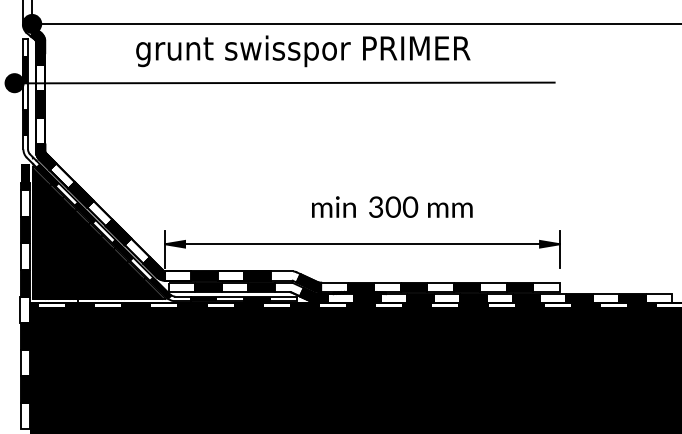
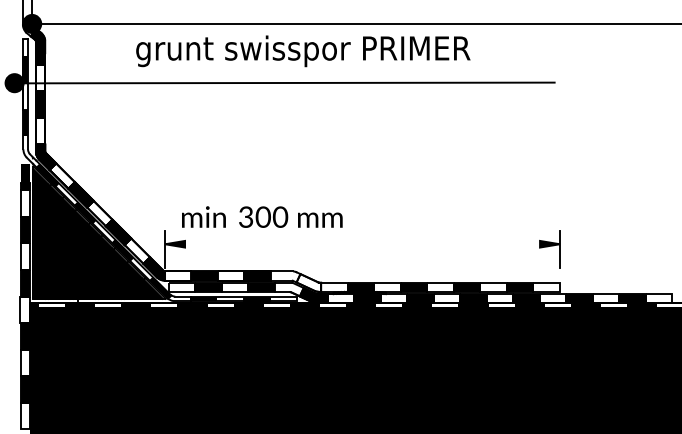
text position: (392, 206) -> (262, 216) (262, 216)
line: present -> none (362, 244)
fill: present -> none (308, 282)
